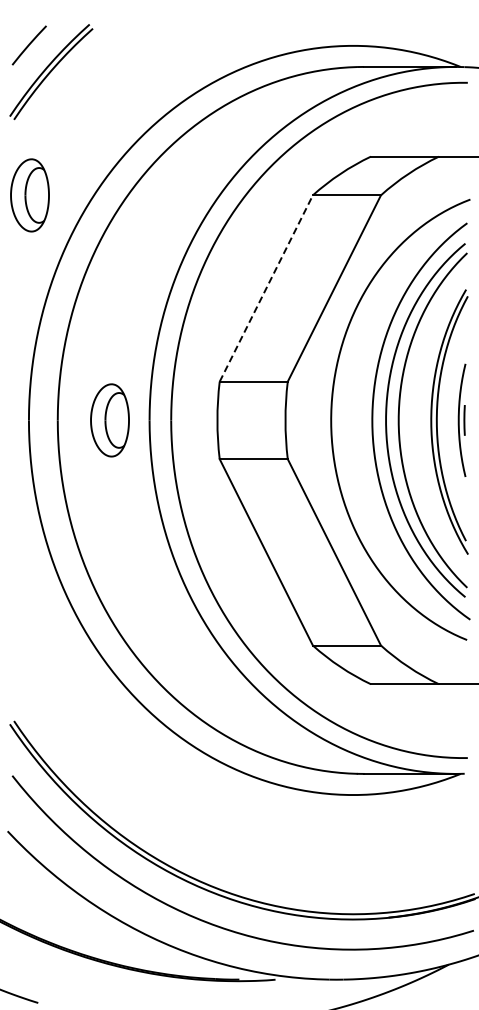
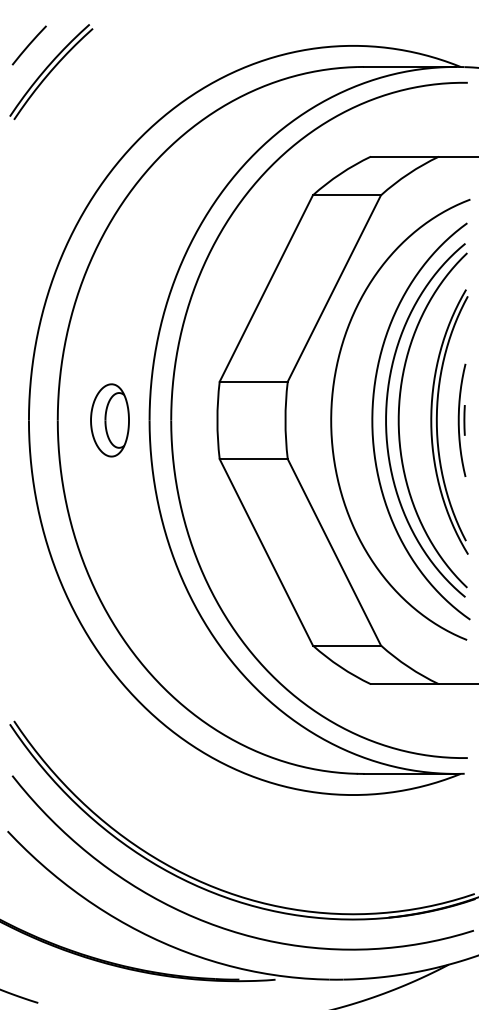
part: present -> none (29, 195)
line: dashed -> solid (266, 288)
